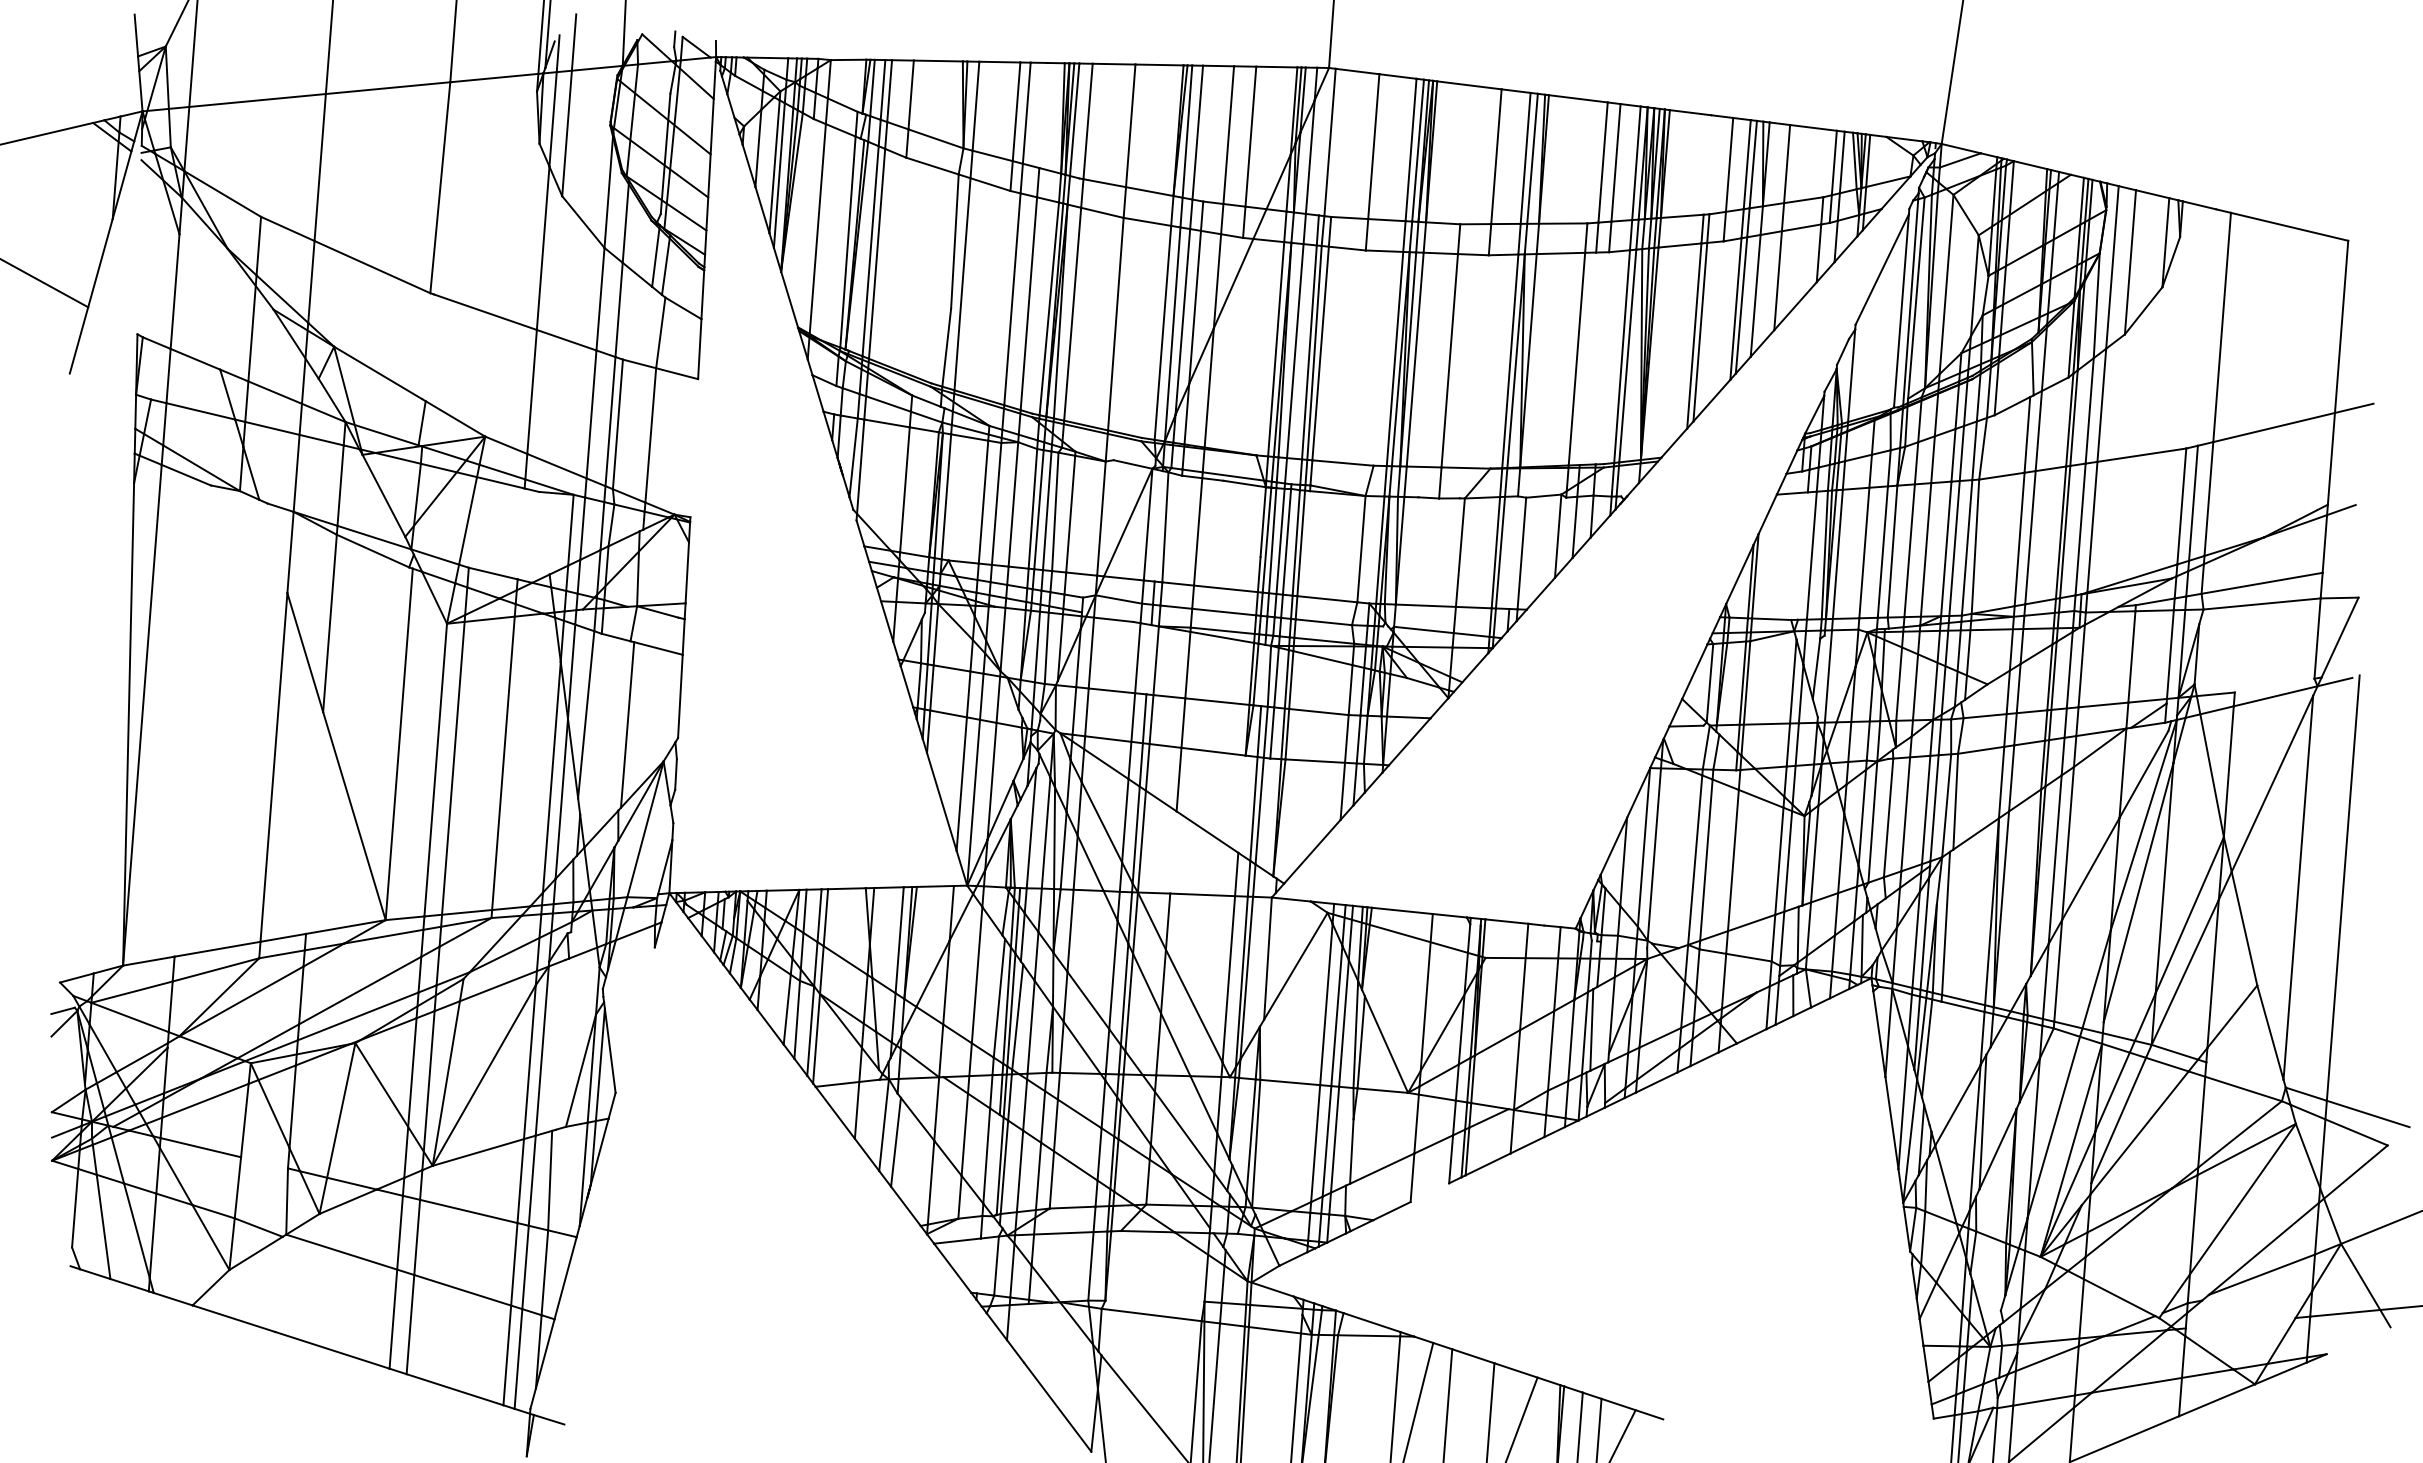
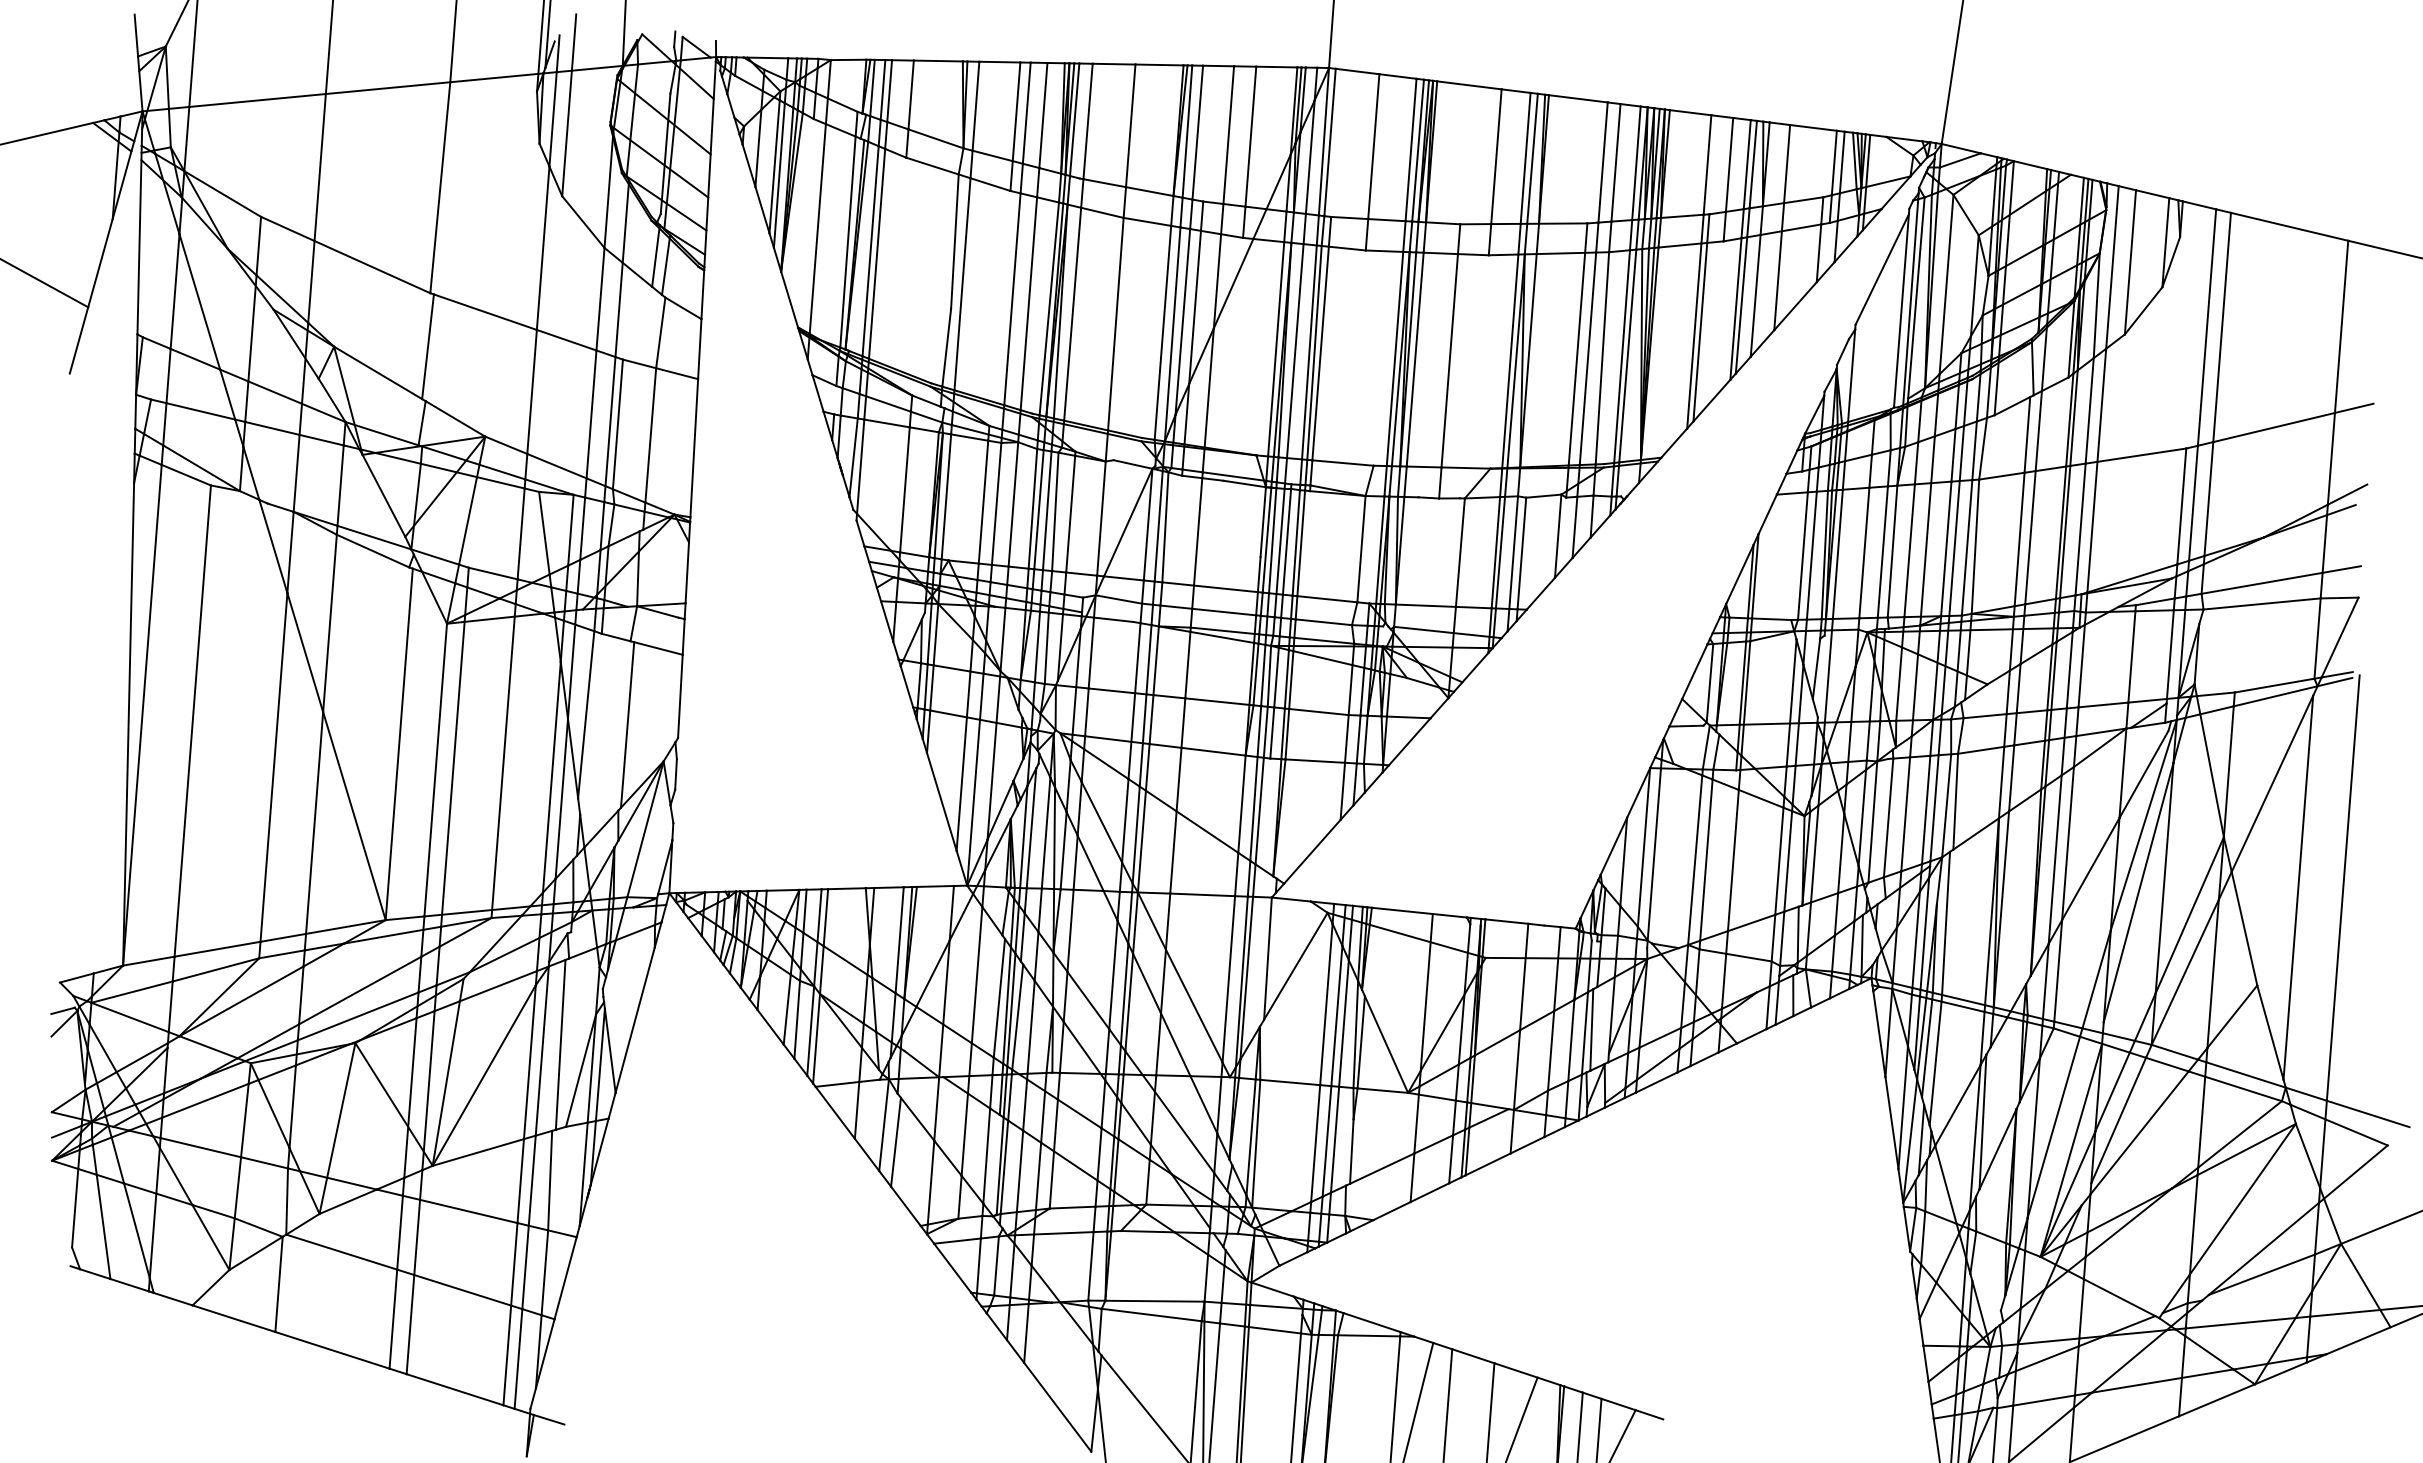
line: none -> present (1043, 115)
line: none -> present (1323, 141)
line: none -> present (1707, 164)
line: none -> present (139, 239)
line: none -> present (2383, 248)
line: none -> present (199, 301)
line: none -> present (2206, 327)
line: none -> present (427, 346)
line: none -> present (1587, 358)
line: none -> present (1602, 358)
line: none -> present (694, 448)
line: none -> present (2347, 494)
line: none -> present (1158, 526)
line: none -> present (544, 532)
line: none -> present (520, 533)
line: none -> present (273, 546)
line: none -> present (1513, 552)
line: none -> present (1802, 555)
line: none -> present (2341, 569)
line: none -> present (1148, 659)
line: none -> present (2336, 674)
line: none -> present (1263, 675)
line: none -> present (2274, 685)
line: none -> present (192, 720)
line: none -> present (1241, 803)
line: none -> present (314, 822)
line: none -> present (1023, 836)
line: none -> present (1173, 852)
line: none -> present (634, 1019)
line: none -> present (560, 1044)
line: none -> present (1935, 1063)
line: none -> present (2245, 1074)
line: none -> present (264, 1162)
line: none -> present (1429, 1192)
line: none -> present (978, 1265)
line: none -> present (278, 1284)
line: none -> present (1154, 1300)
line: none -> present (2240, 1323)
line: none -> present (1026, 1333)
line: none -> present (2372, 1334)
line: none -> present (1936, 1438)
